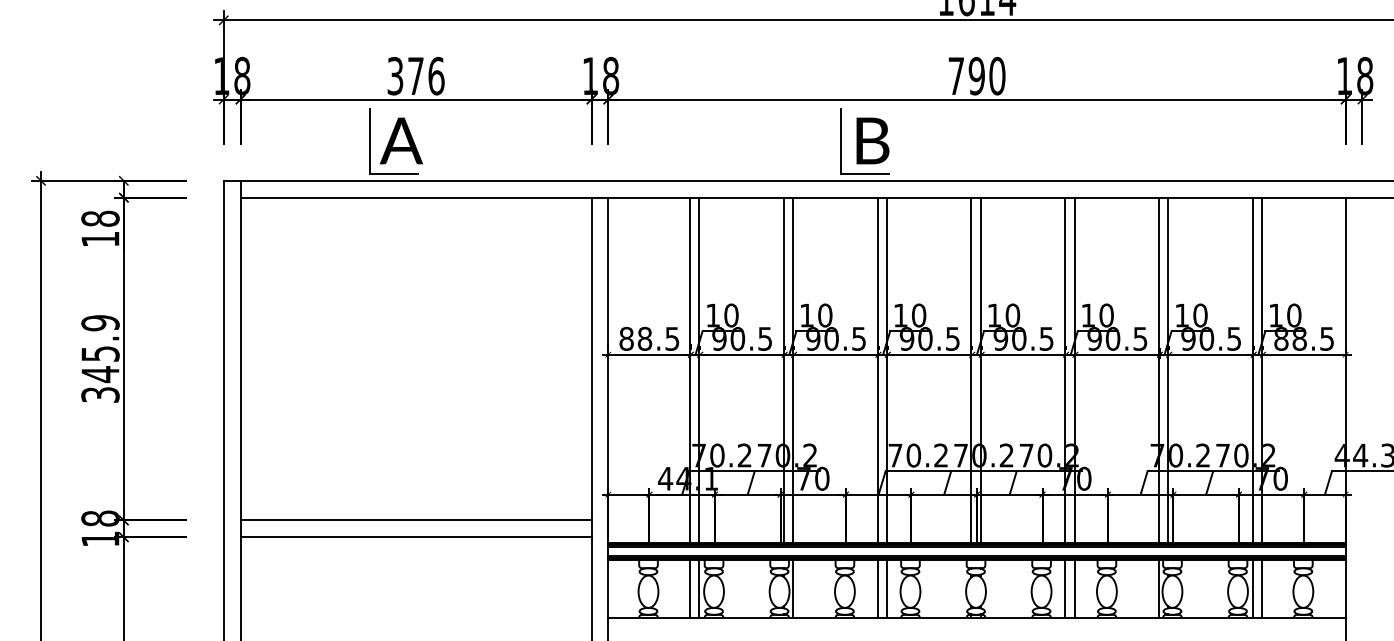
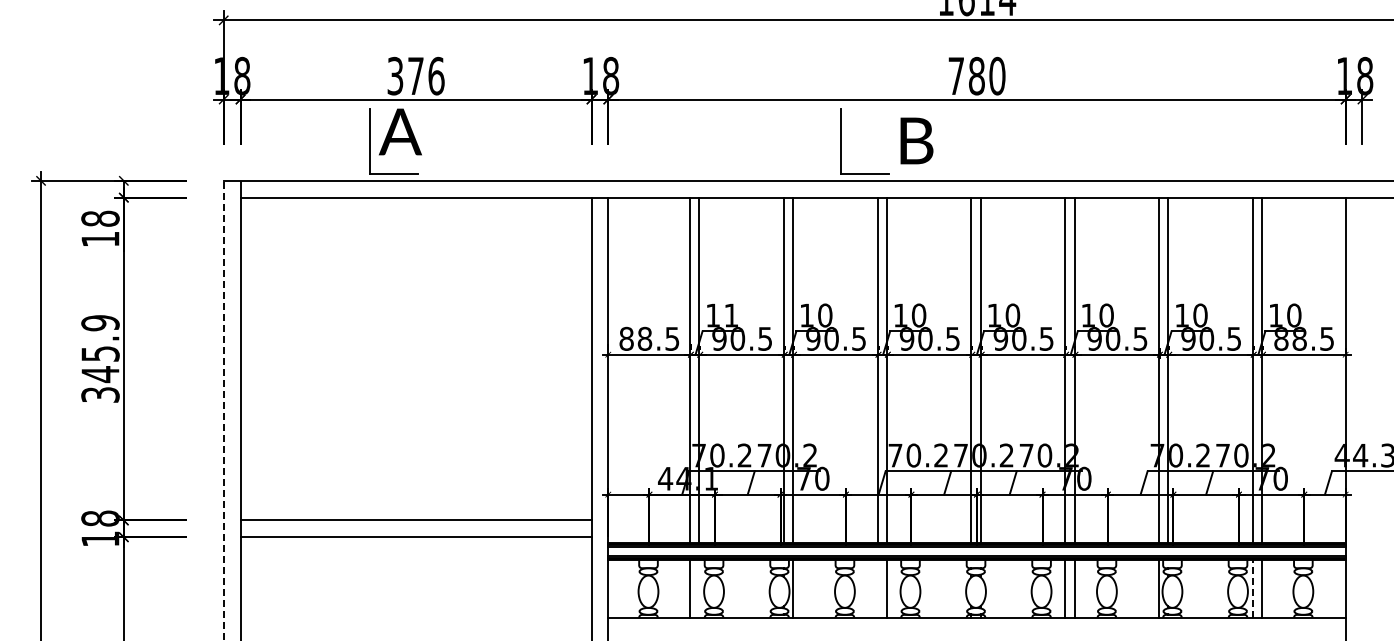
text: 790 -> 780 (976, 76)
text position: (401, 140) -> (400, 131) (400, 131)
text position: (872, 140) -> (916, 140) (916, 140)
text: 10 -> 11 (731, 315)
line: solid -> dashed (223, 410)
line: present -> none (699, 588)
line: present -> none (877, 588)
line: solid -> dashed (1252, 588)
